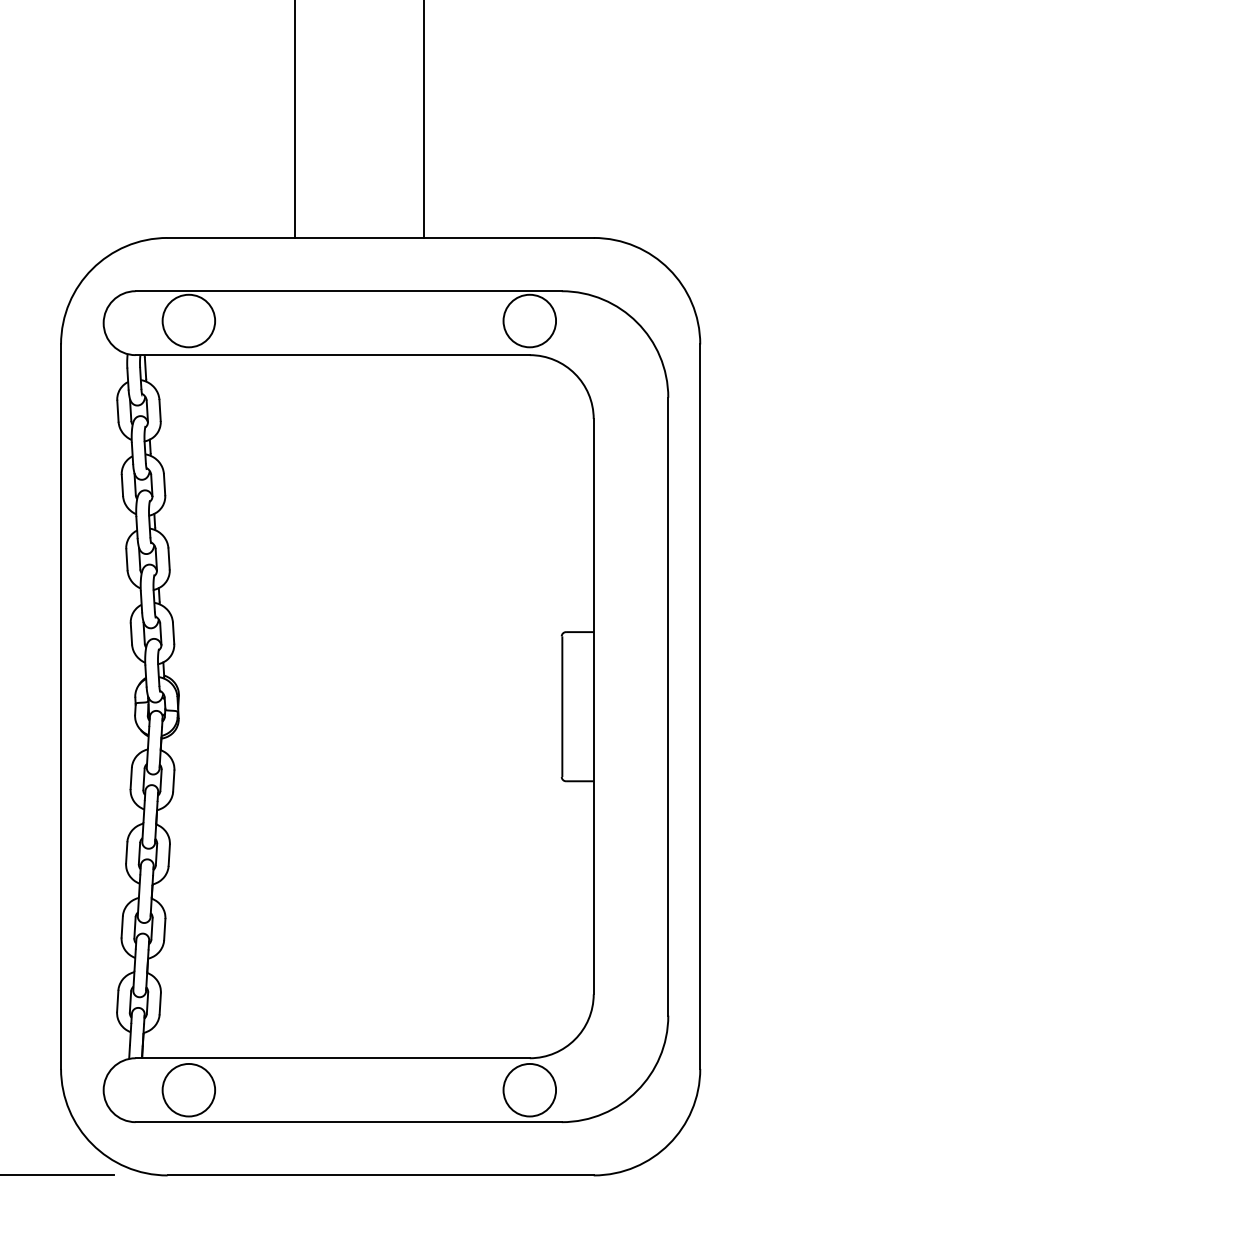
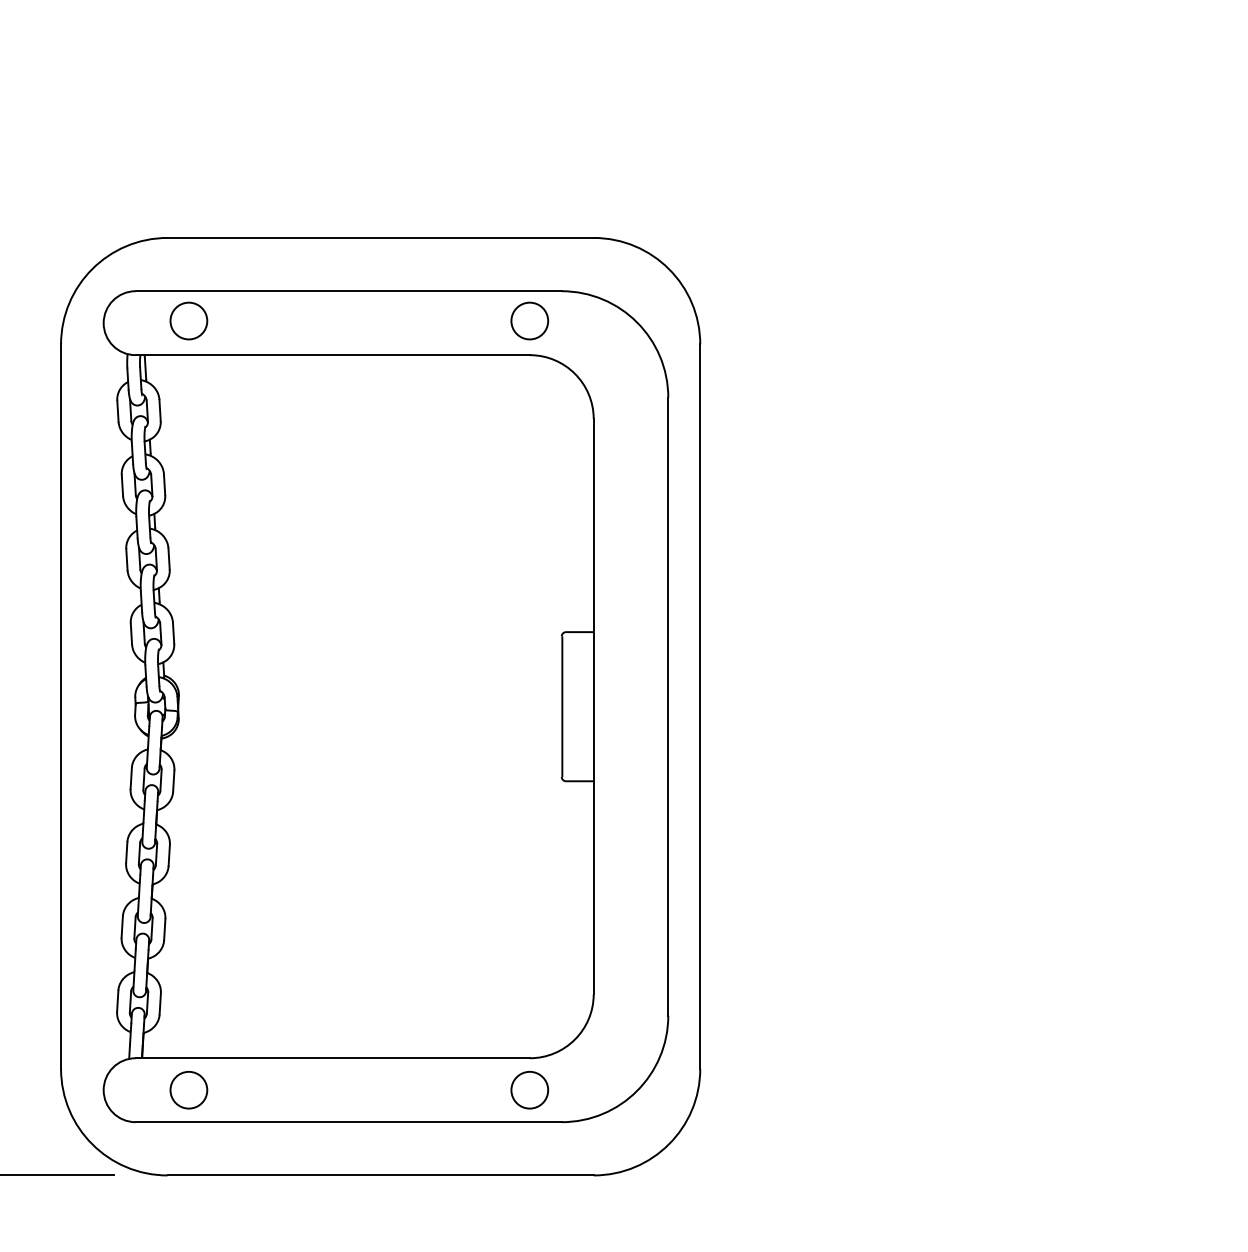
line: present -> none (295, 119)
line: present -> none (423, 119)
circle diameter: 53 px -> 37 px (188, 320)
circle diameter: 53 px -> 37 px (529, 320)
circle diameter: 53 px -> 37 px (188, 1089)
circle diameter: 53 px -> 37 px (529, 1089)
